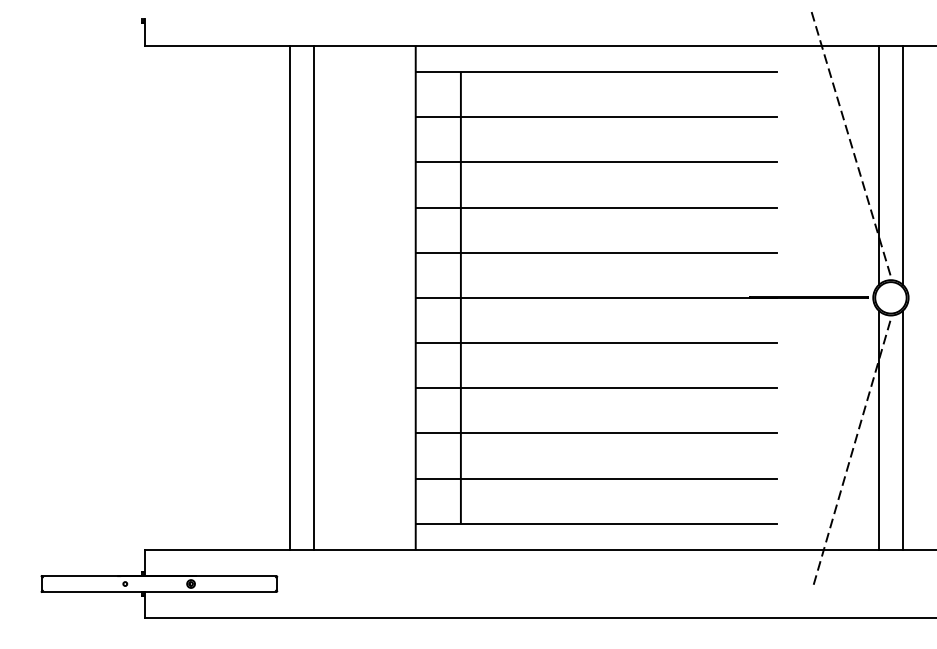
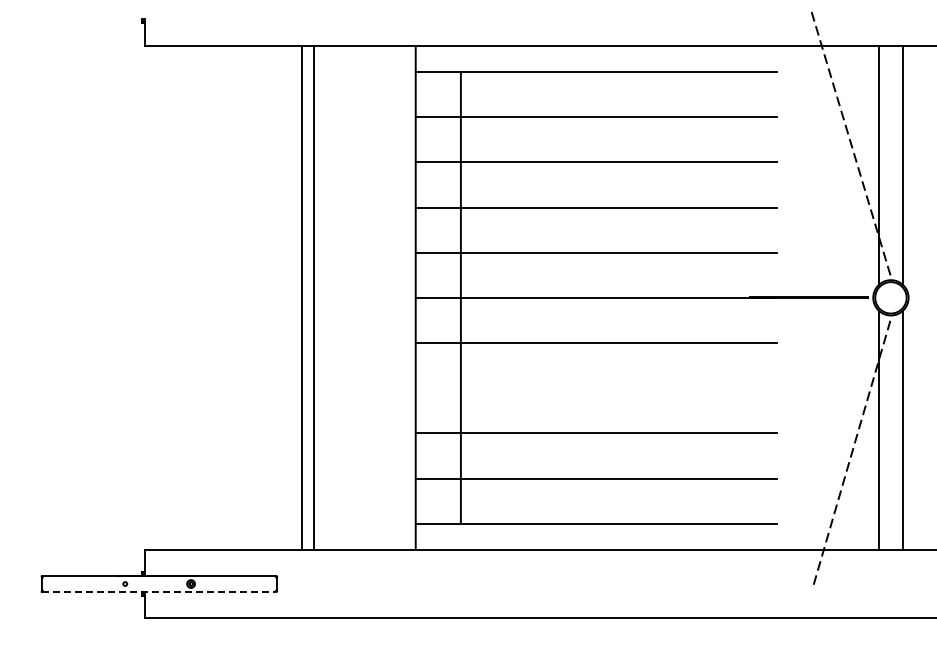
line position: (289, 297) -> (301, 297) (301, 297)
line: present -> none (596, 388)
line: solid -> dashed (159, 591)
